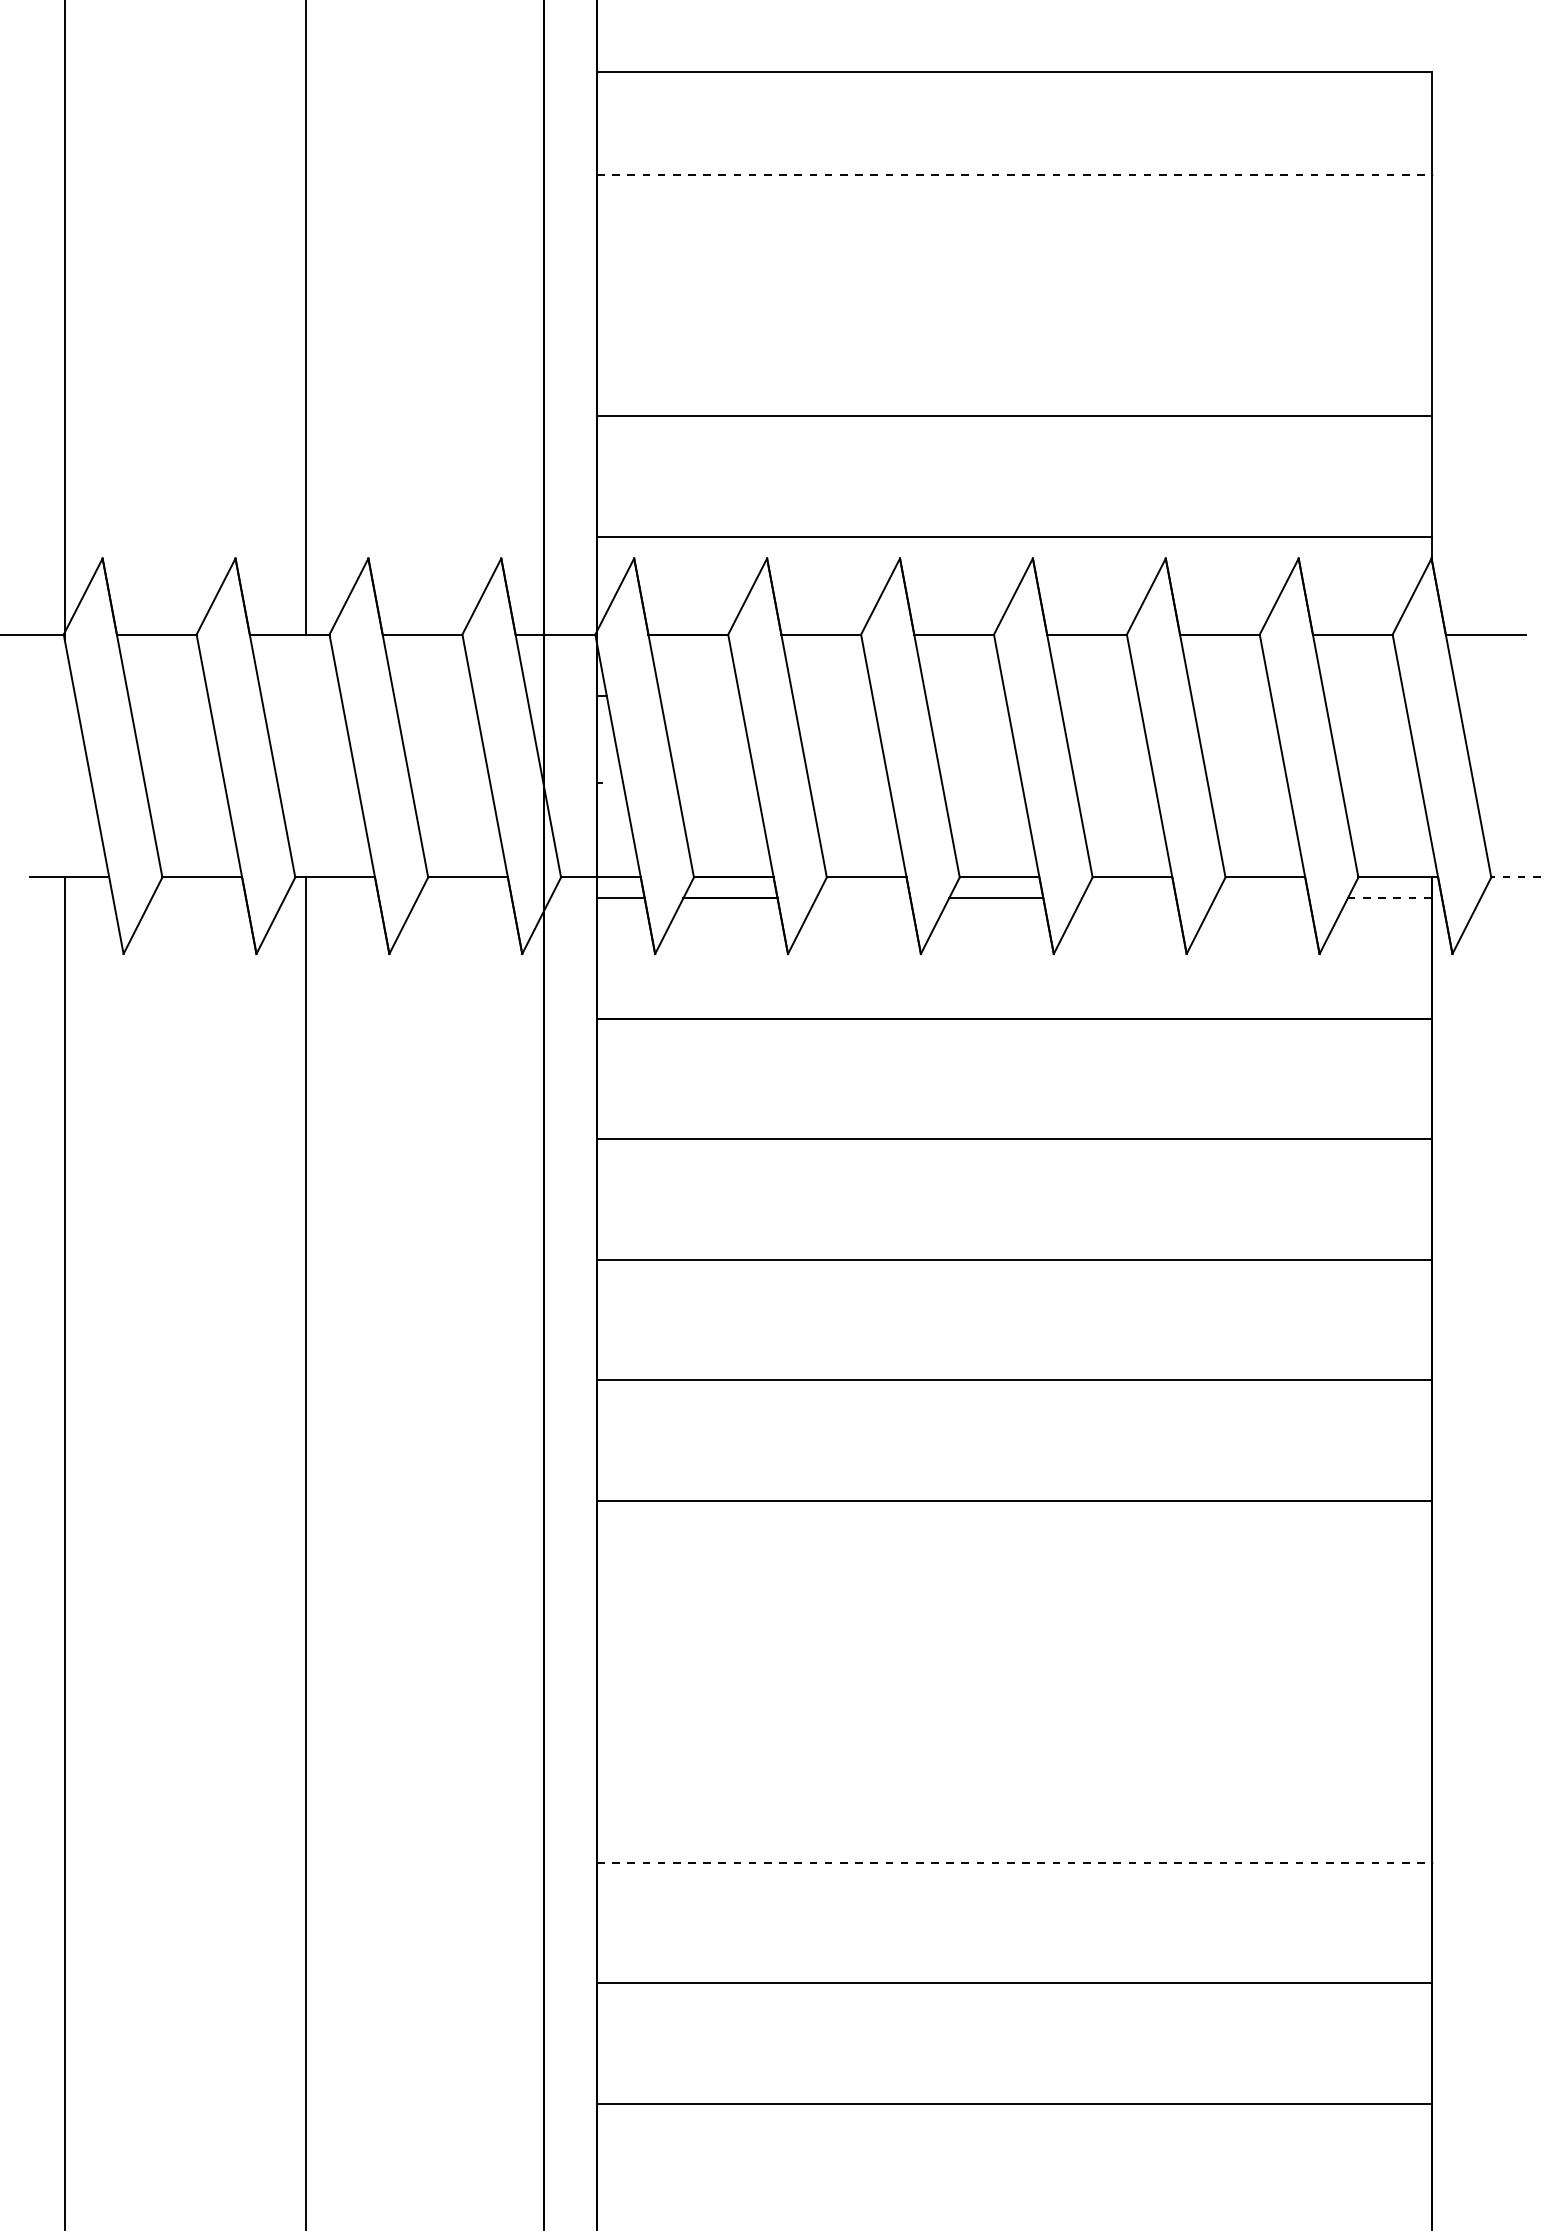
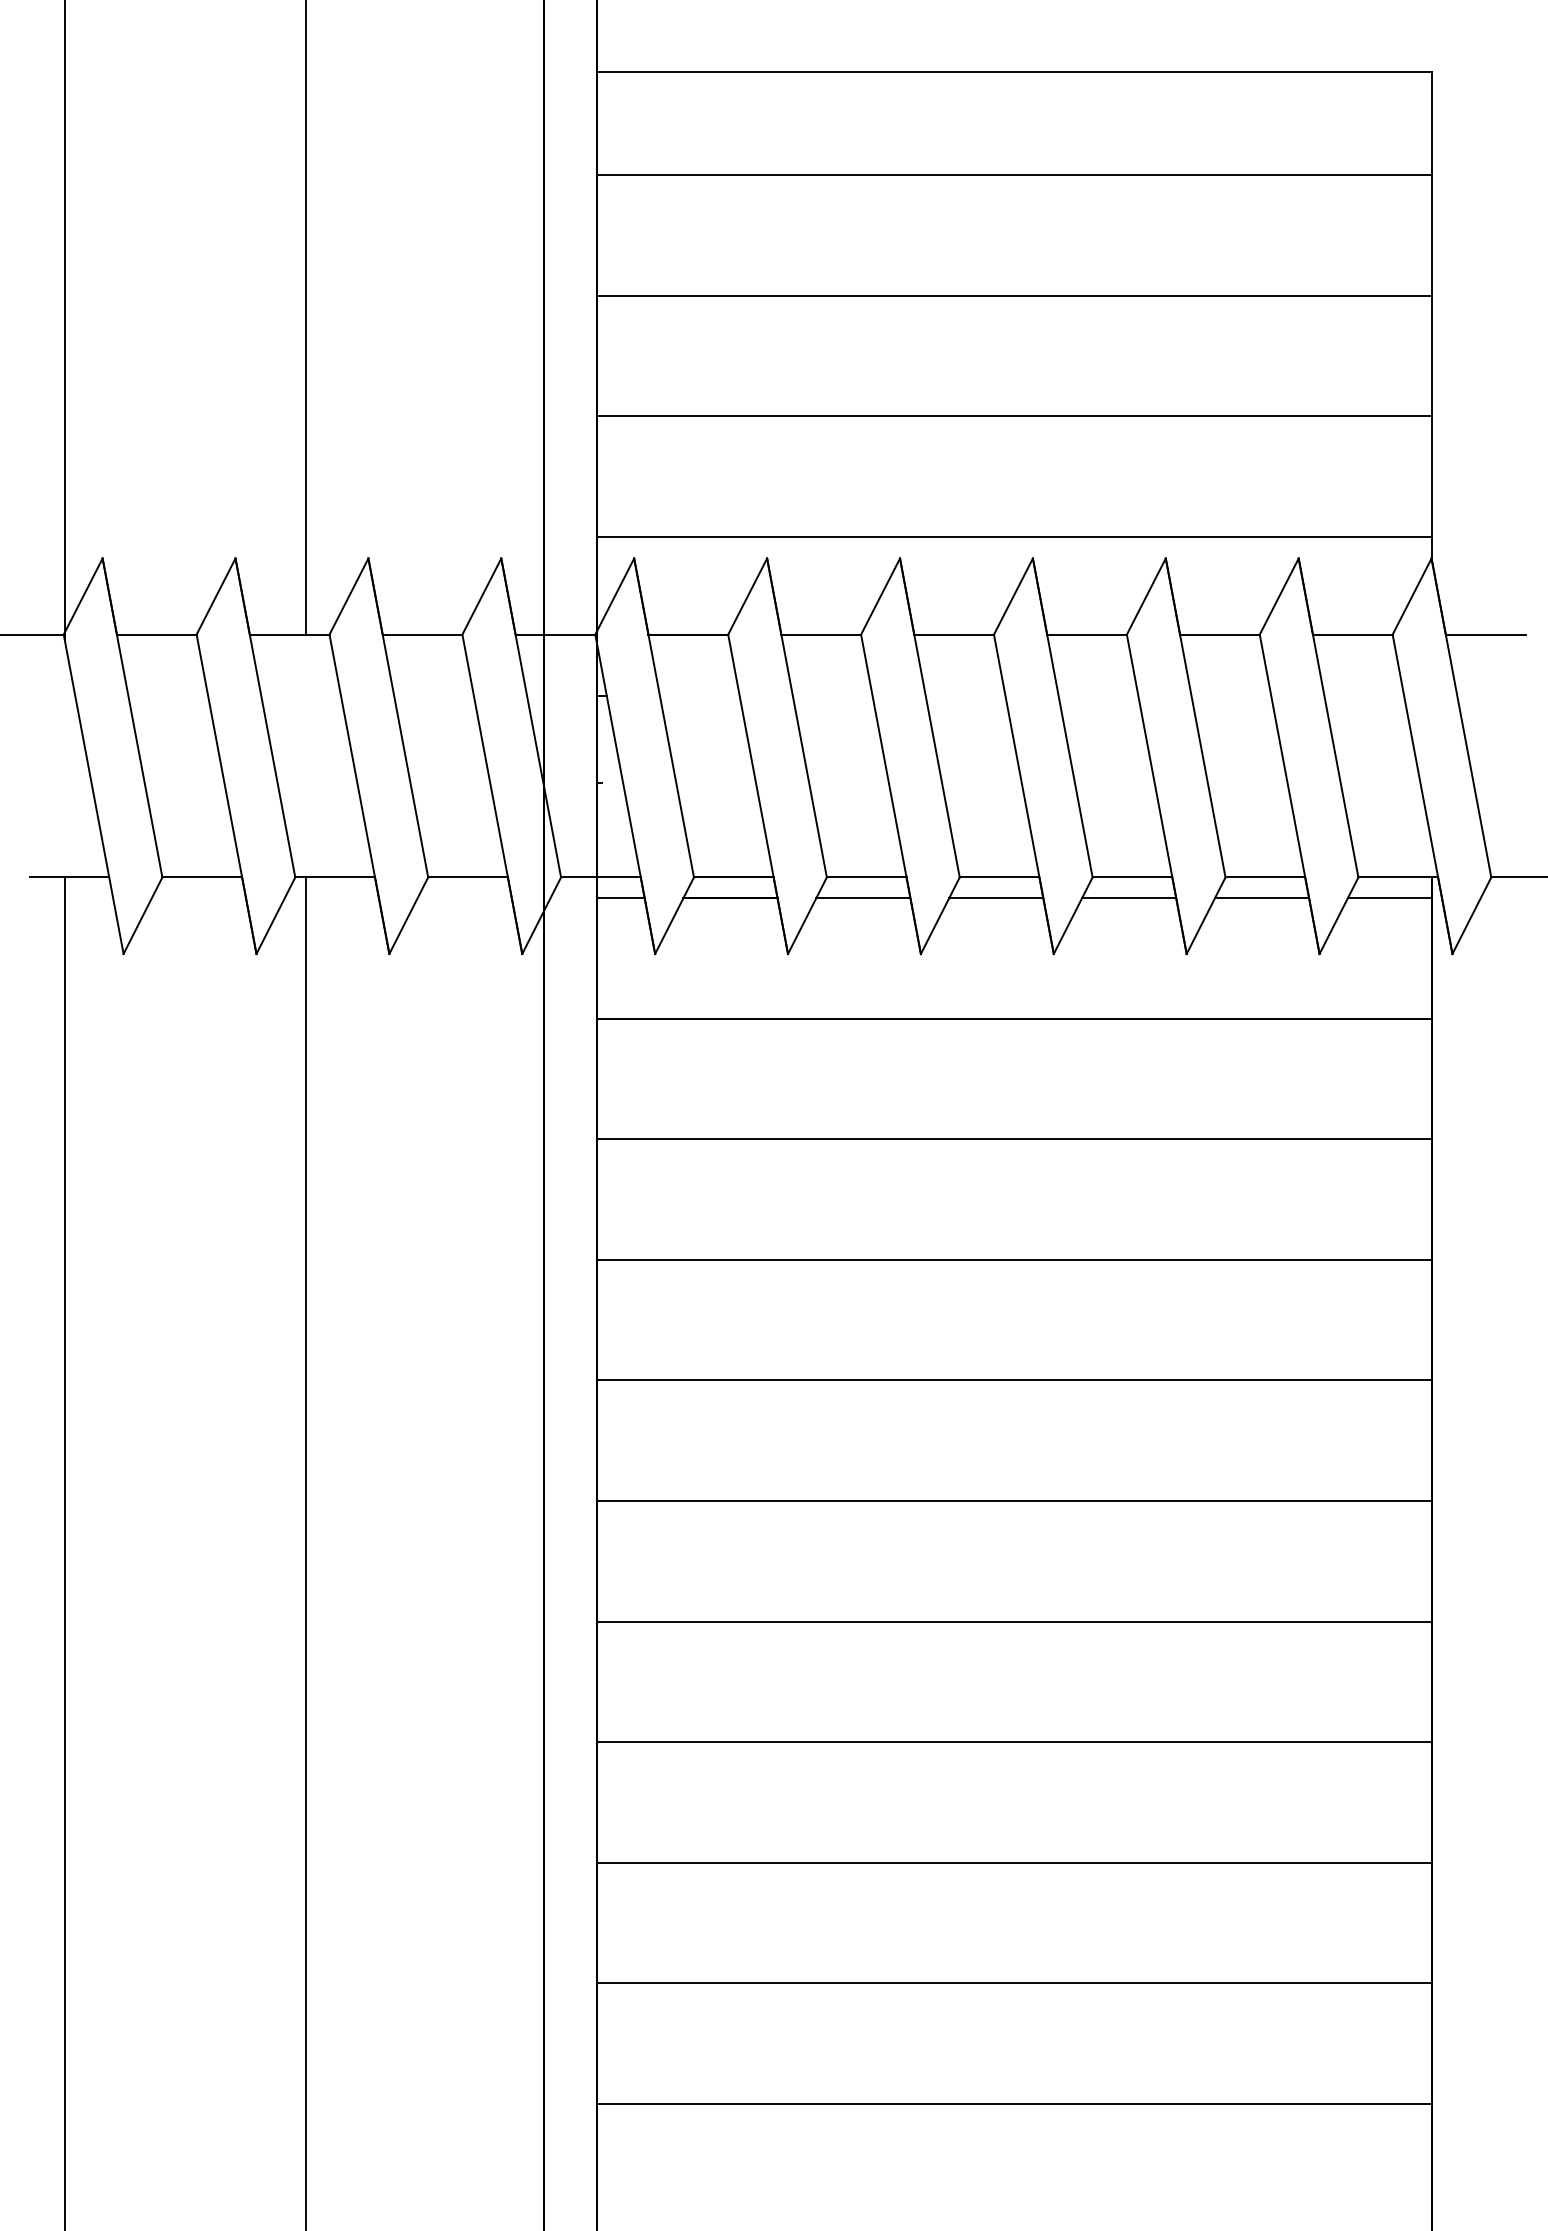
line: dashed -> solid (1014, 174)
line: none -> present (1014, 295)
line: dashed -> solid (1519, 877)
line: none -> present (863, 898)
line: none -> present (1129, 898)
line: none -> present (1261, 898)
line: dashed -> solid (1390, 898)
line: none -> present (1014, 1621)
line: none -> present (1014, 1742)
line: dashed -> solid (1014, 1862)
